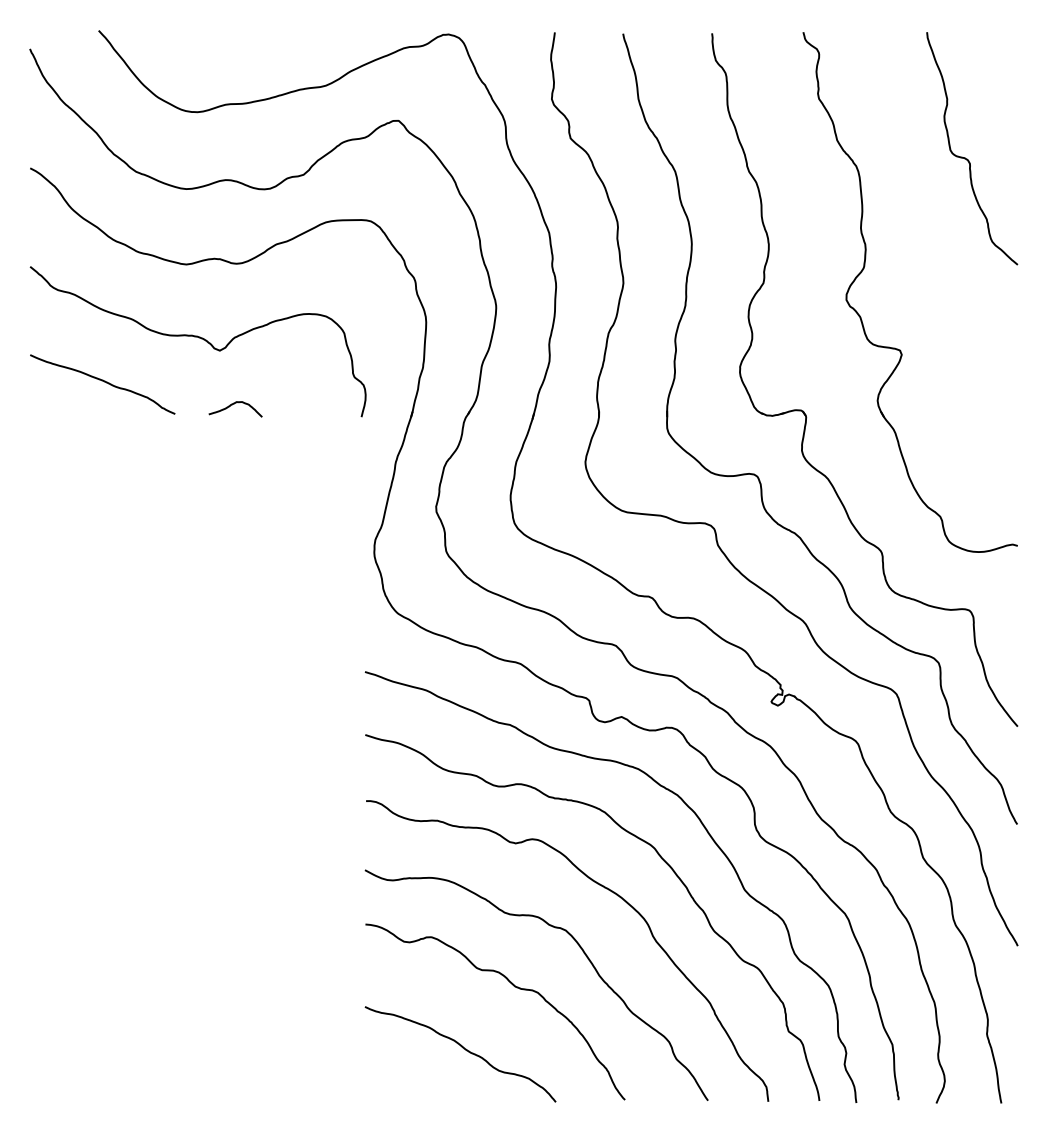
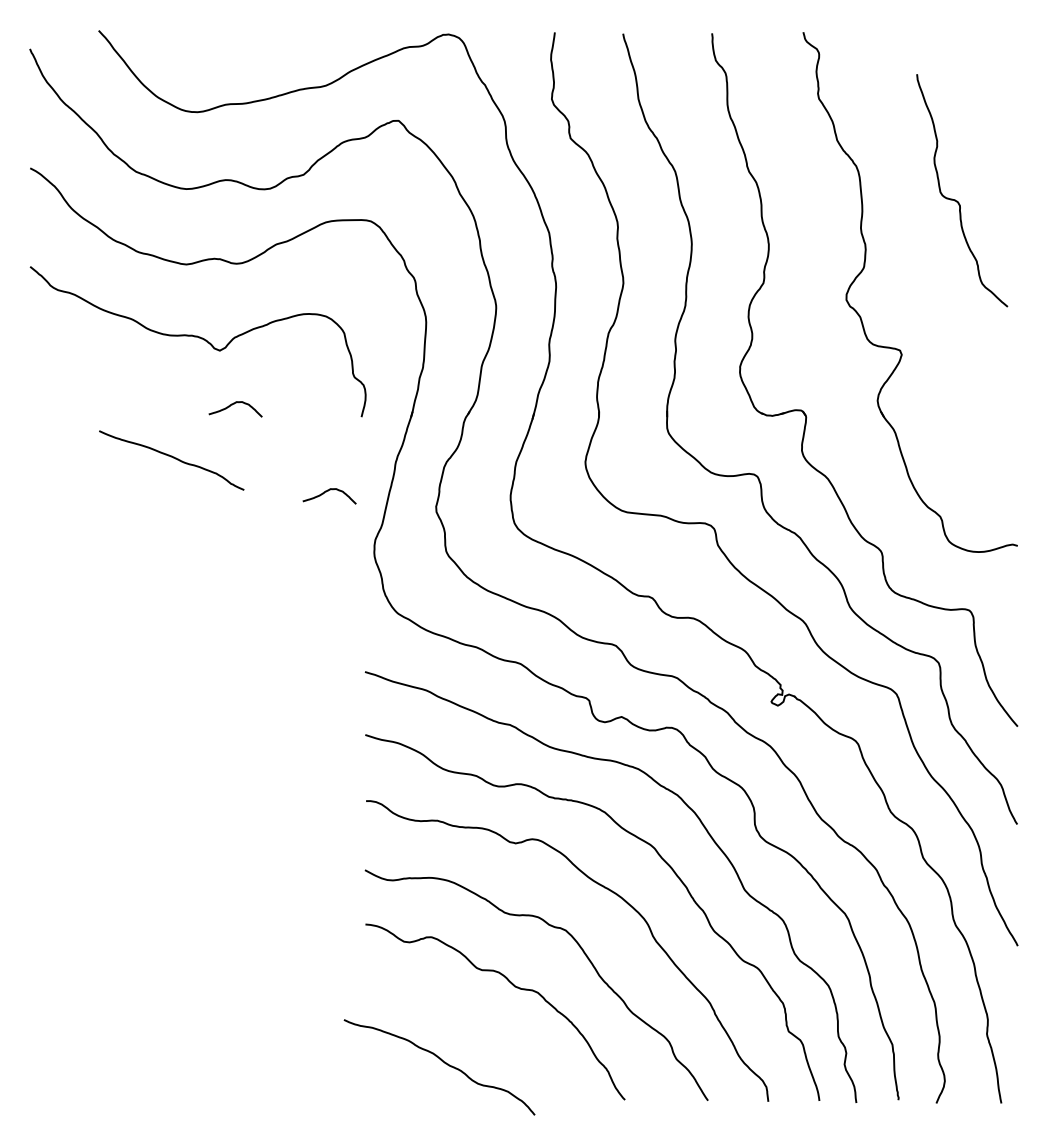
curve position: (967, 158) -> (957, 200) (957, 200)
curve position: (104, 382) -> (173, 458) (173, 458)
curve: none -> present (326, 492)
curve position: (462, 1048) -> (441, 1061) (441, 1061)
